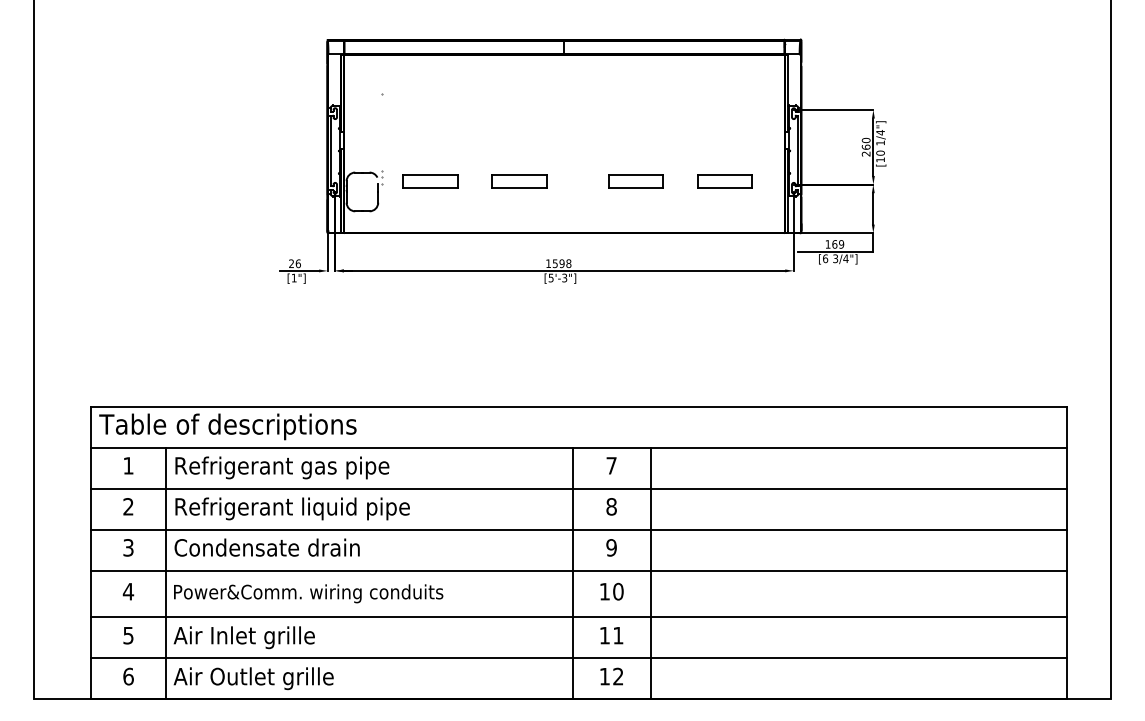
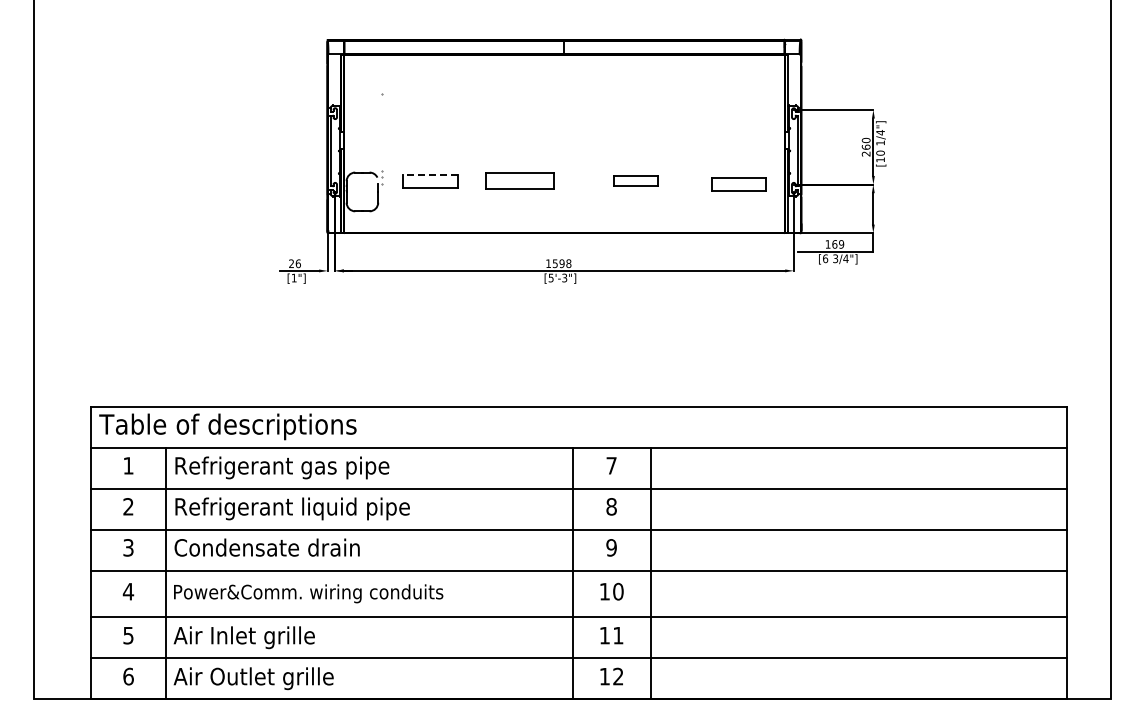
line: solid -> dashed (430, 174)
part size: 57x15 px -> 70x18 px (519, 180)
part size: 56x15 px -> 46x12 px (635, 180)
part position: (724, 181) -> (738, 184) (738, 184)
